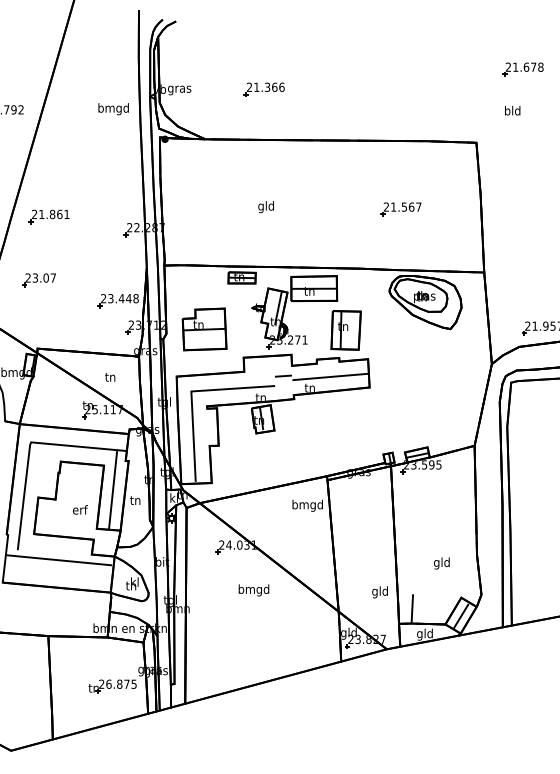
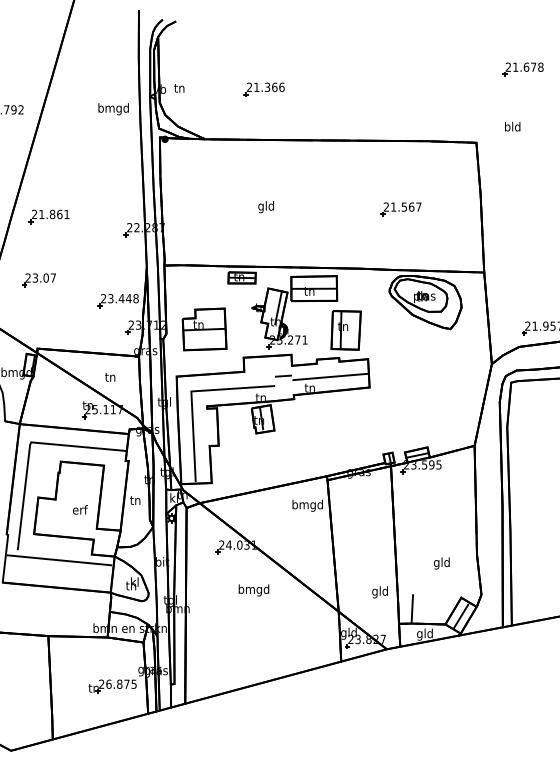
text: gras -> tn (179, 89)
text position: (512, 110) -> (512, 126) (512, 126)
line: present -> none (113, 490)
